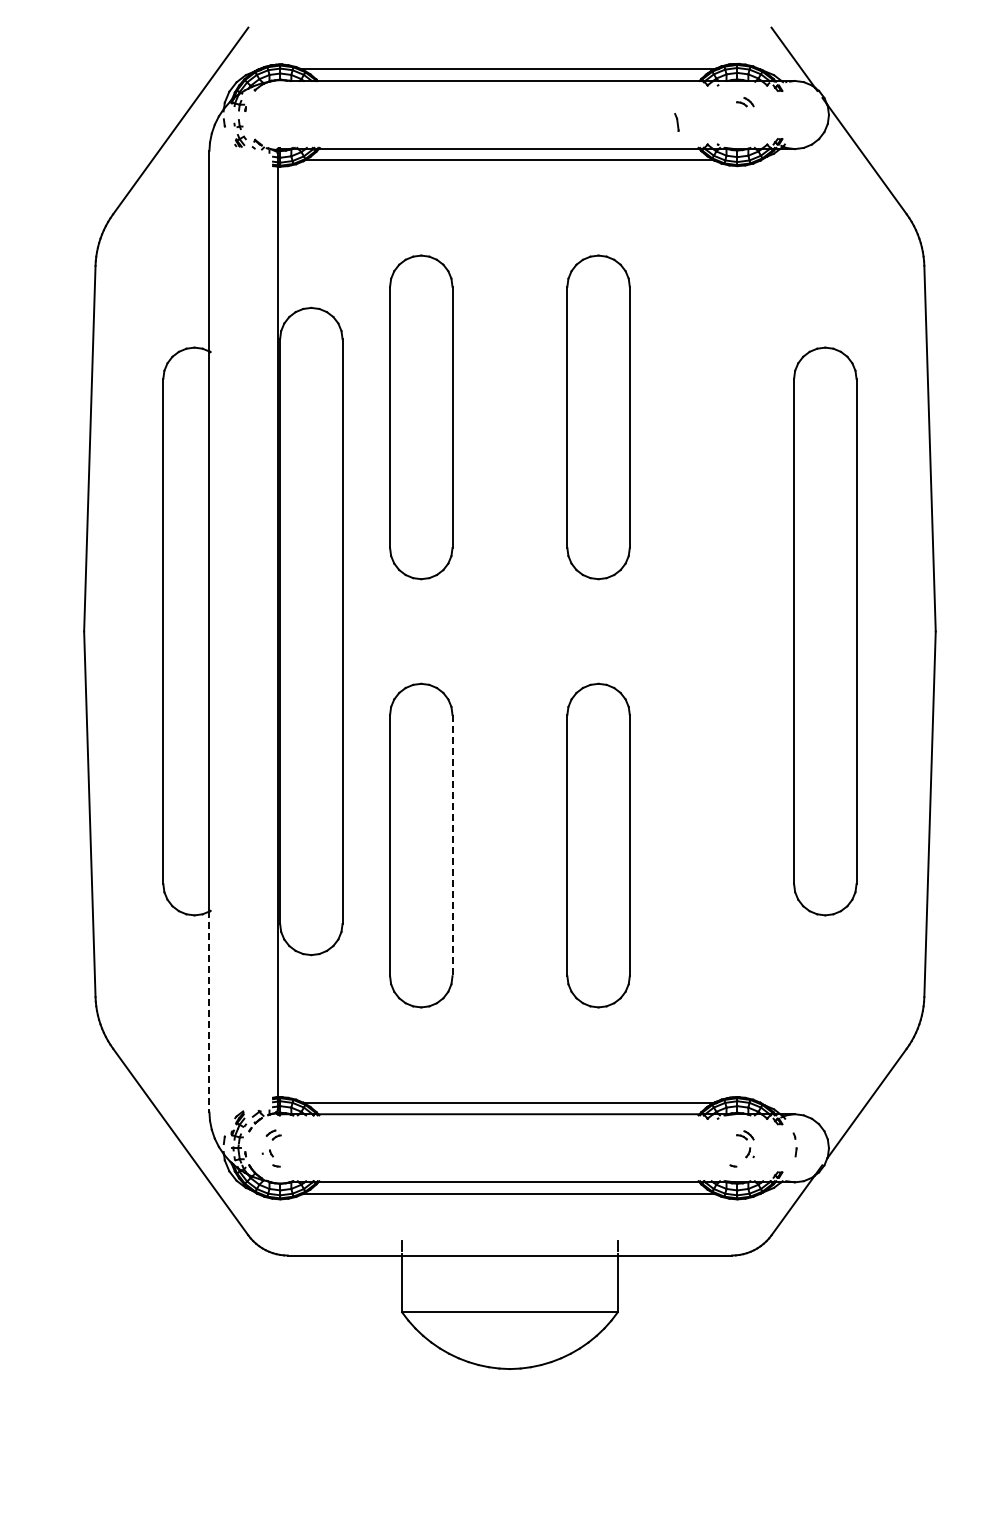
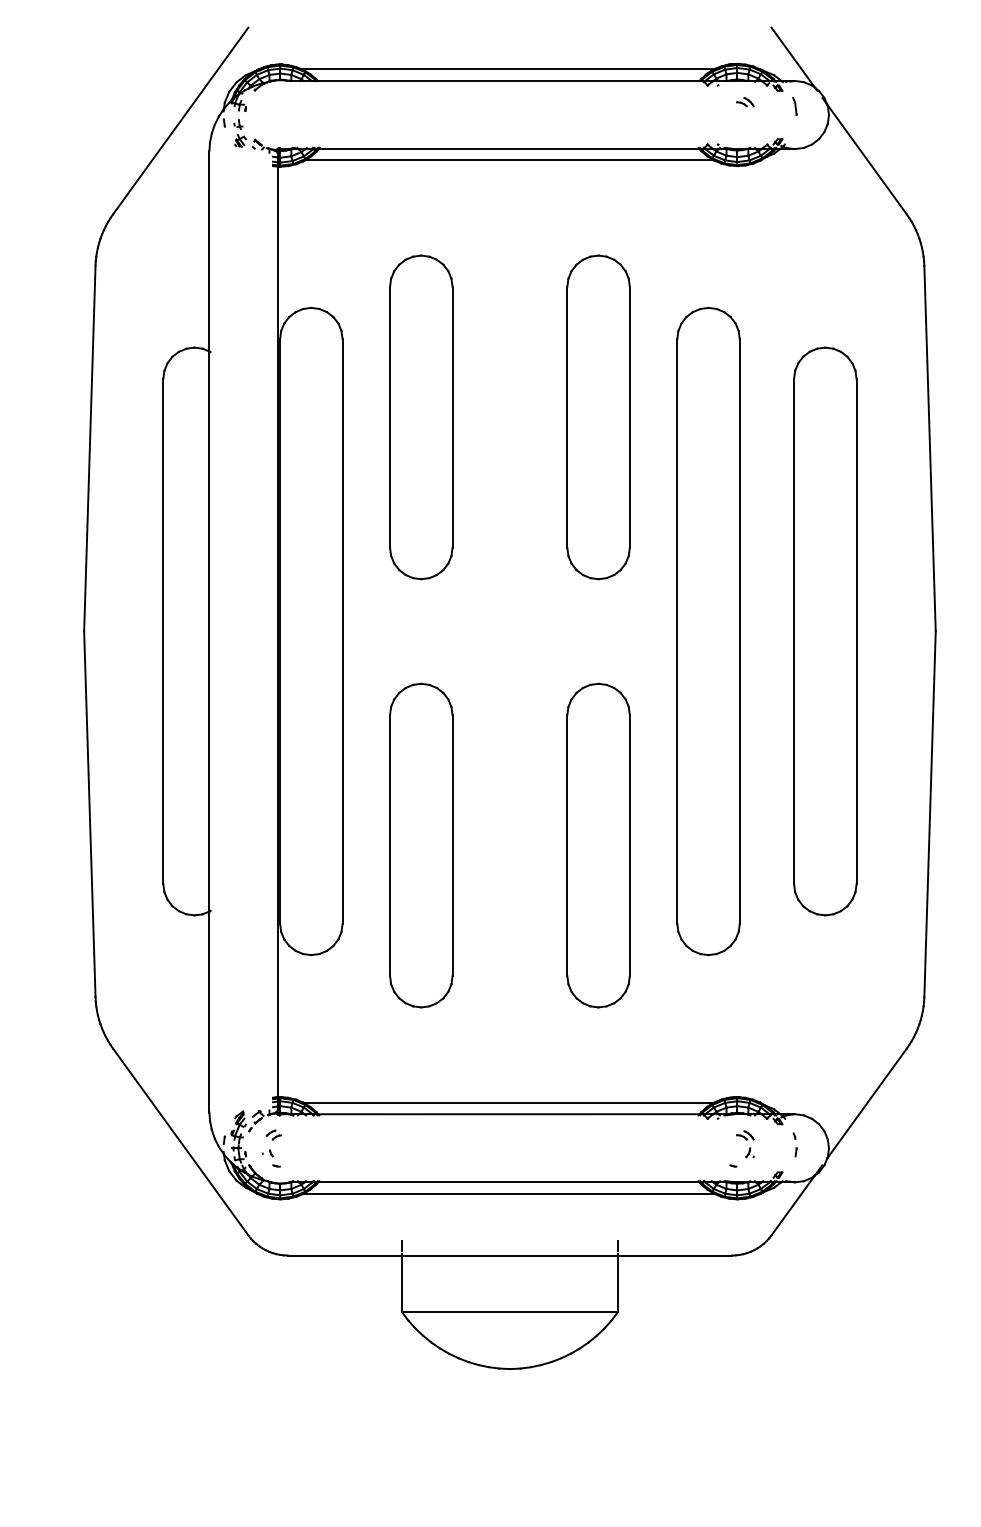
line position: (676, 122) -> (794, 106) (794, 106)
part: none -> present (708, 631)
line: dashed -> solid (452, 845)
line: dashed -> solid (209, 1012)
